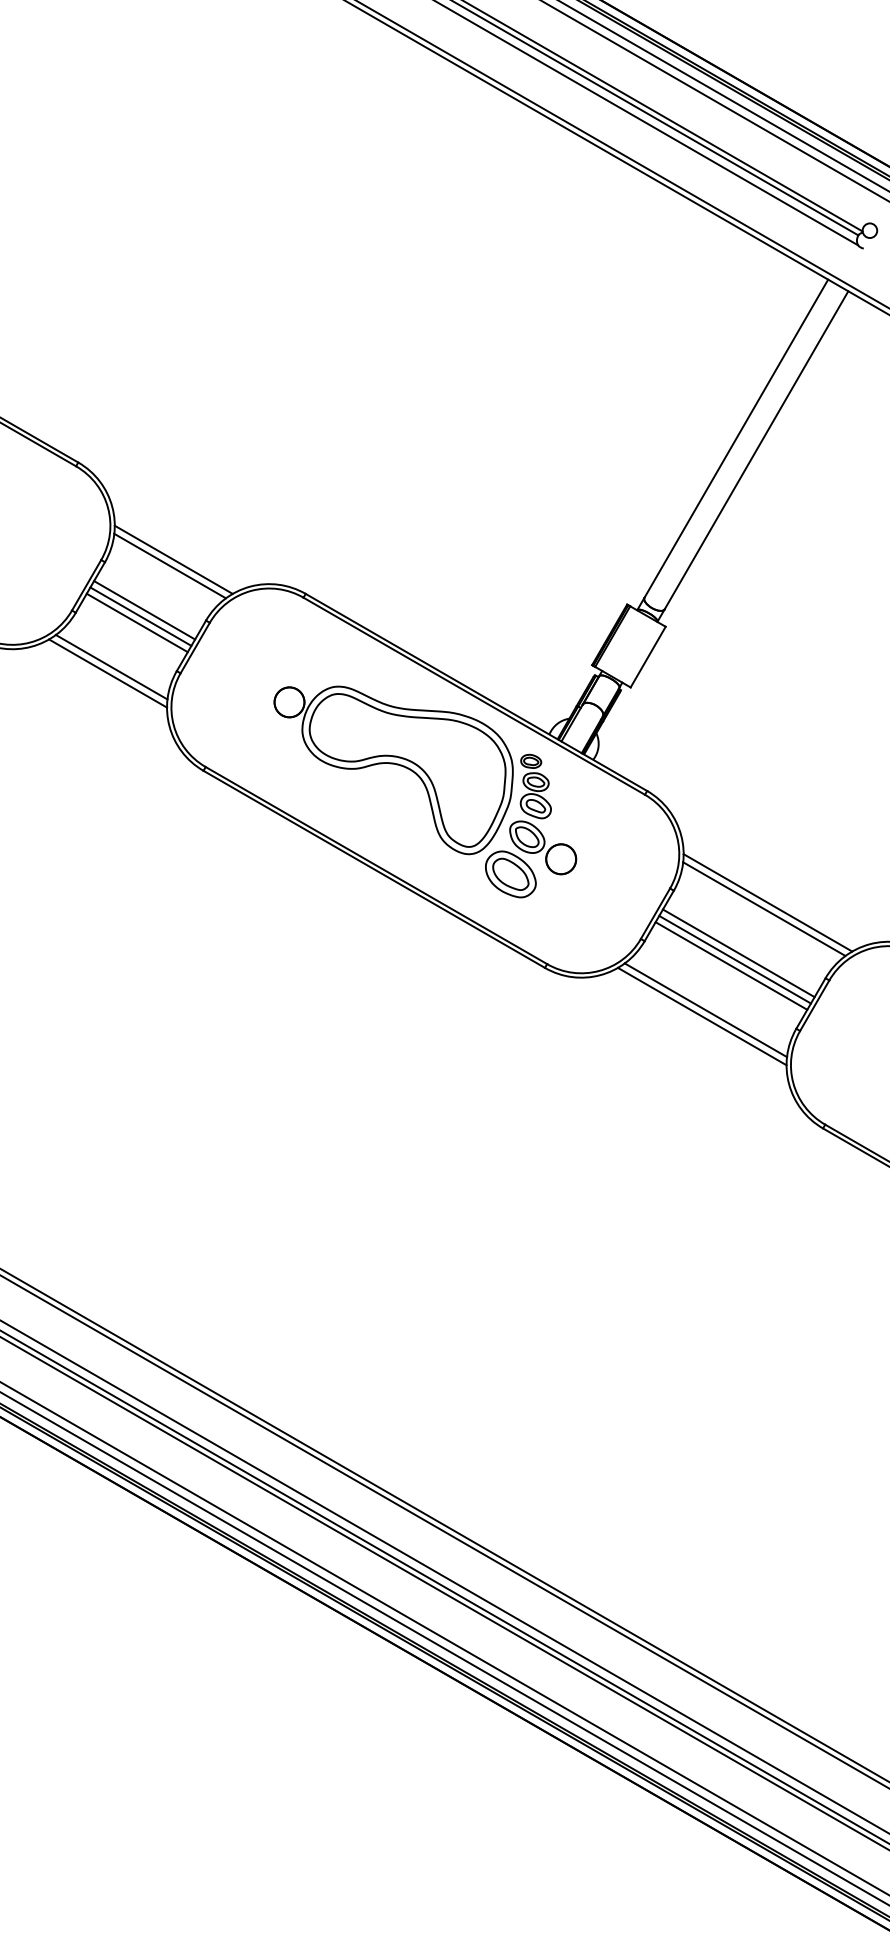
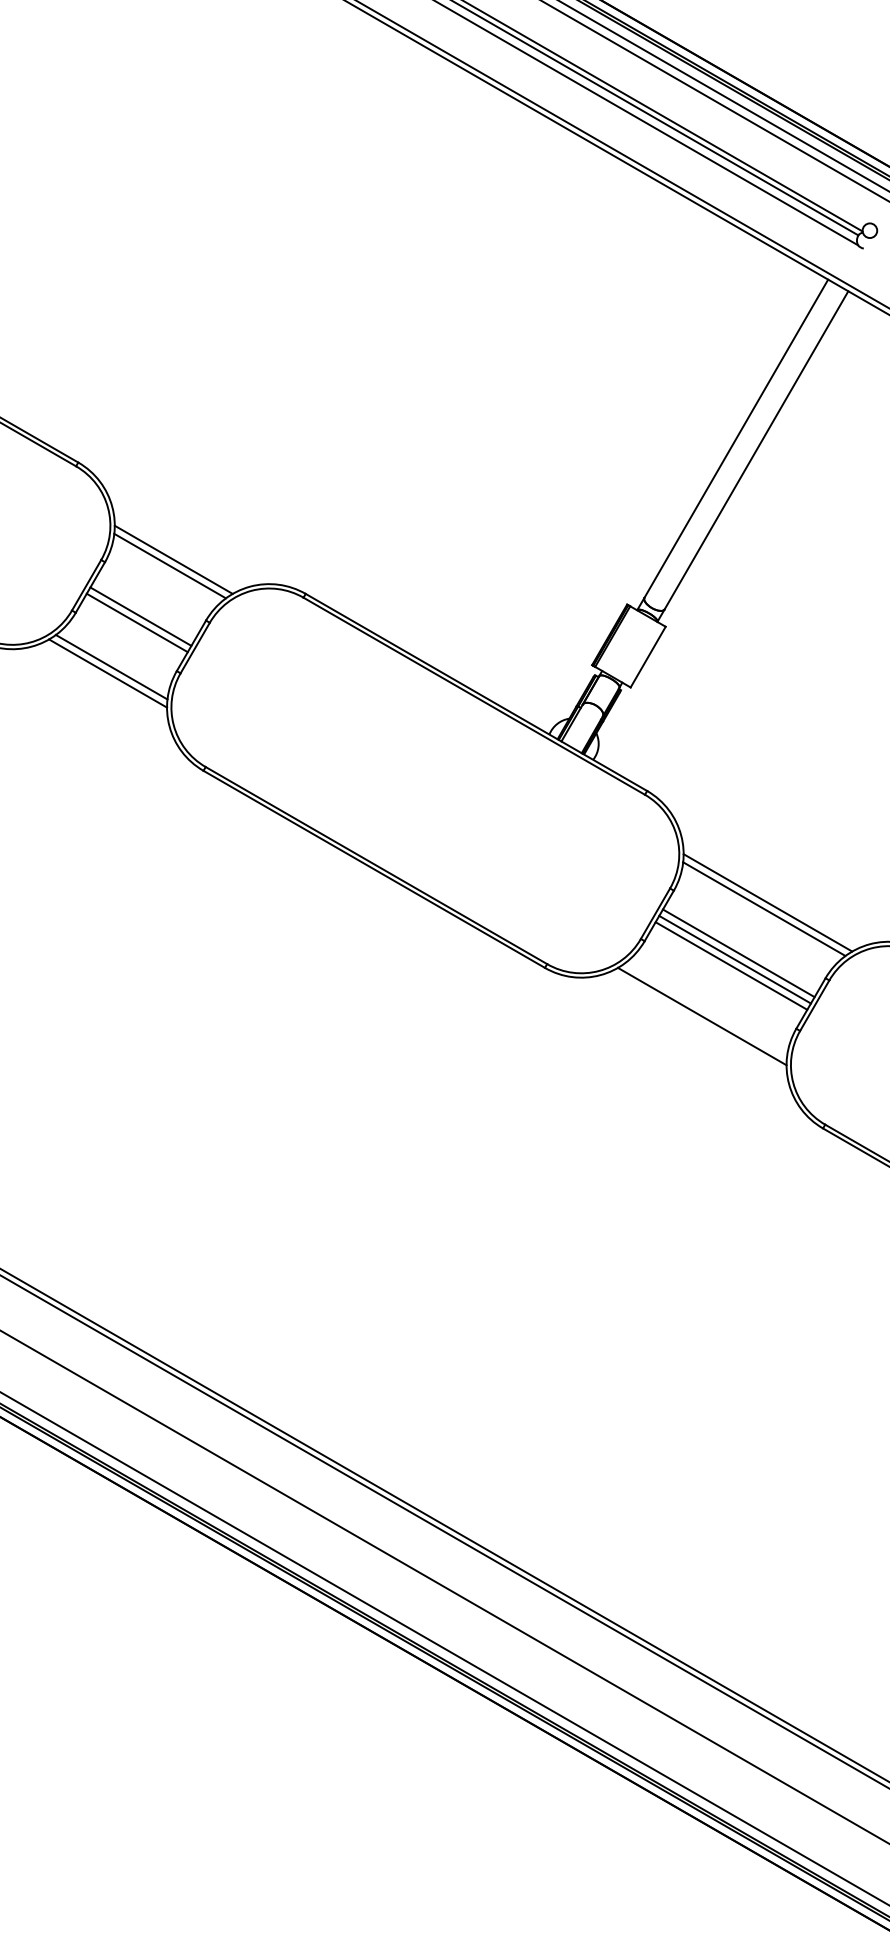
line: present -> none (144, 610)
part: present -> none (425, 791)
line: present -> none (705, 1010)
line: present -> none (444, 1576)
line: present -> none (444, 1593)
line: present -> none (444, 1638)
